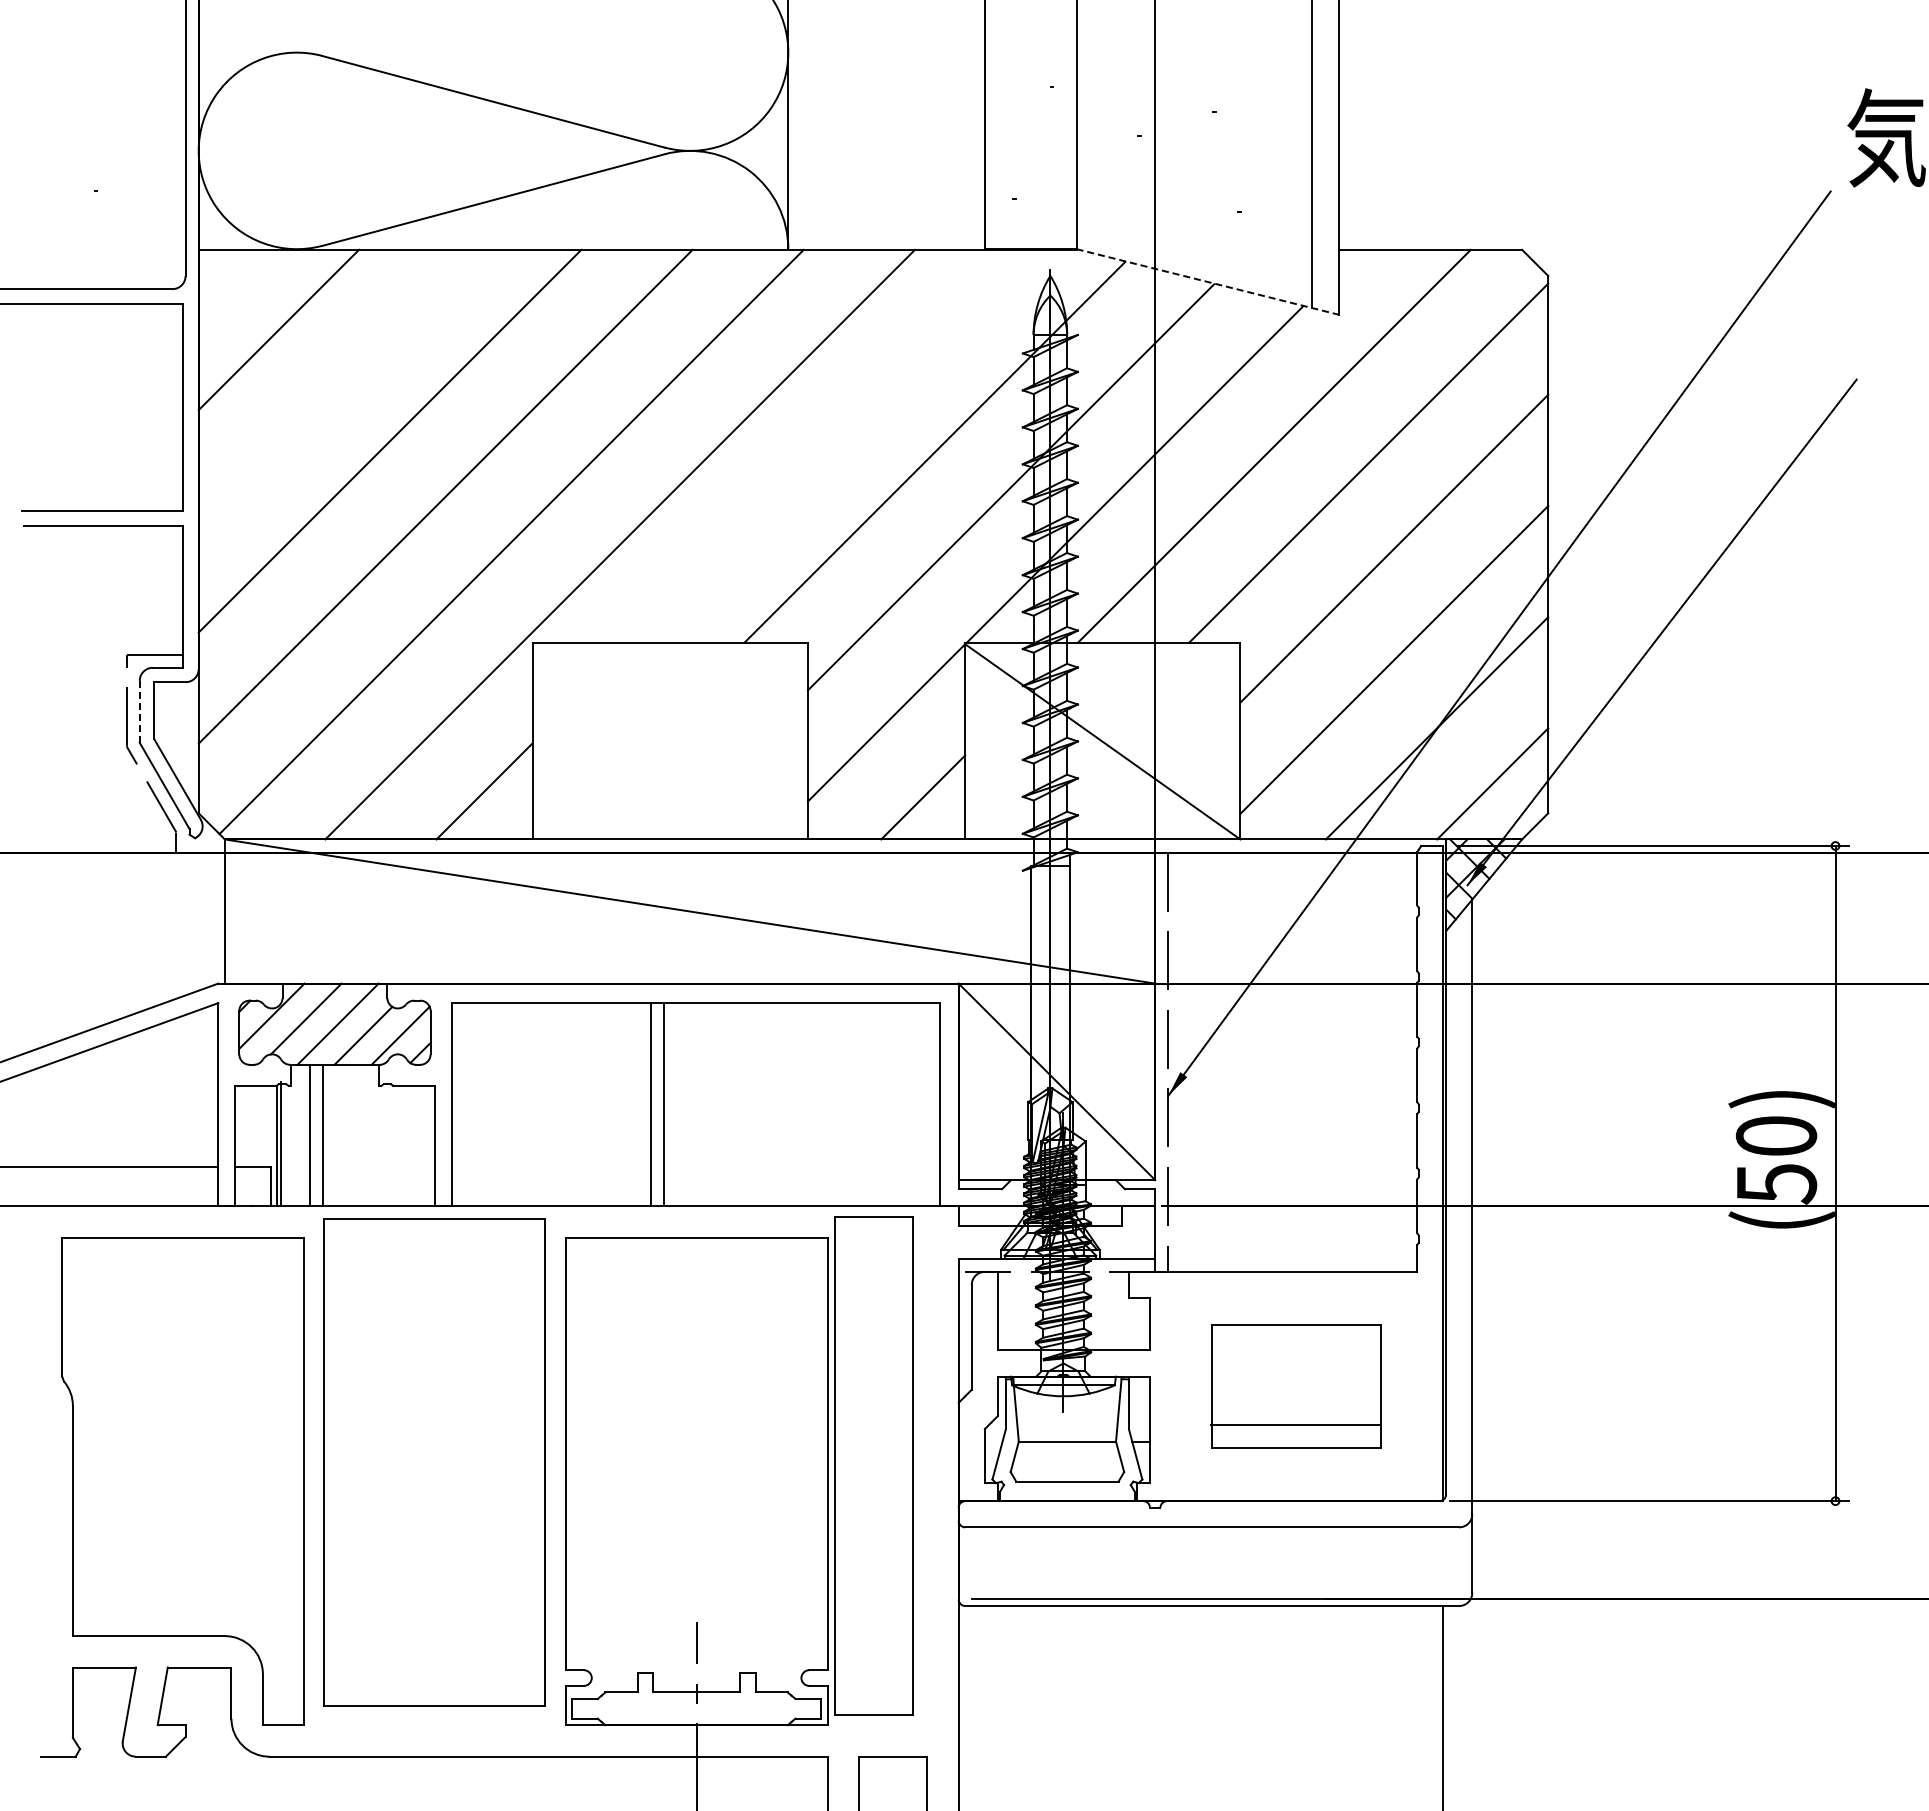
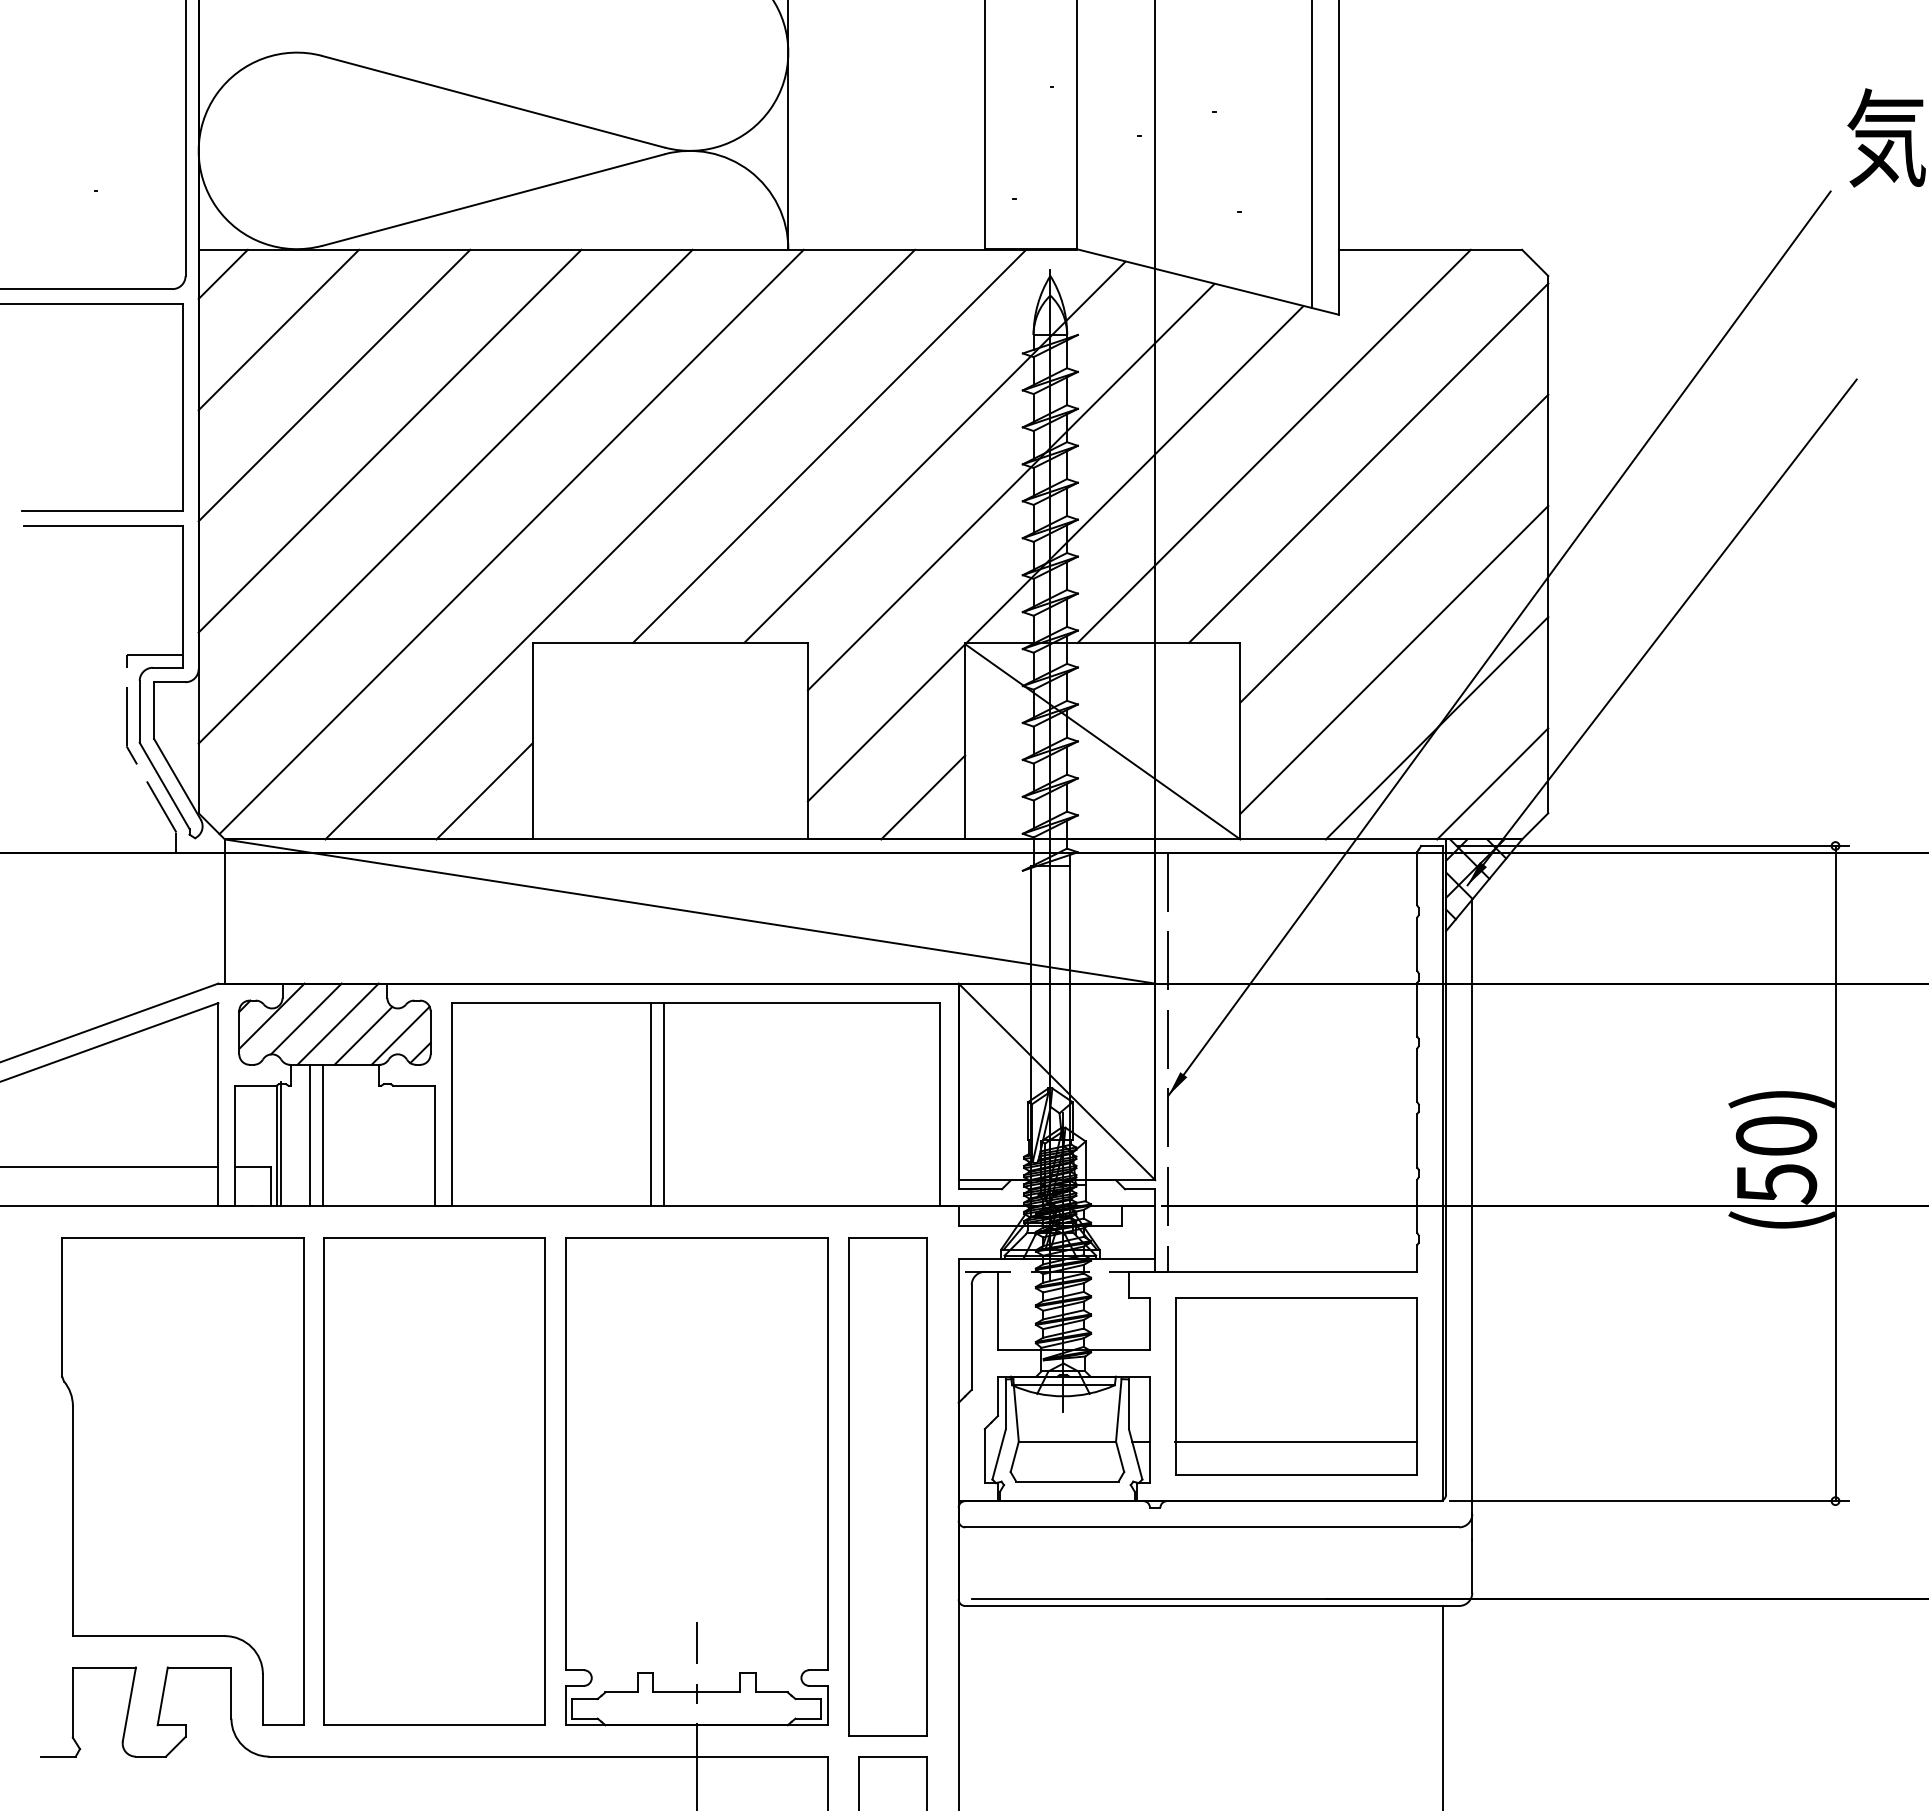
line: none -> present (222, 273)
line: dashed -> solid (1208, 282)
line: none -> present (334, 385)
line: none -> present (829, 445)
line: dashed -> solid (139, 711)
part size: 172x125 px -> 244x179 px (1295, 1386)
part position: (434, 1462) -> (434, 1481) (434, 1481)
part position: (873, 1465) -> (887, 1486) (887, 1486)
